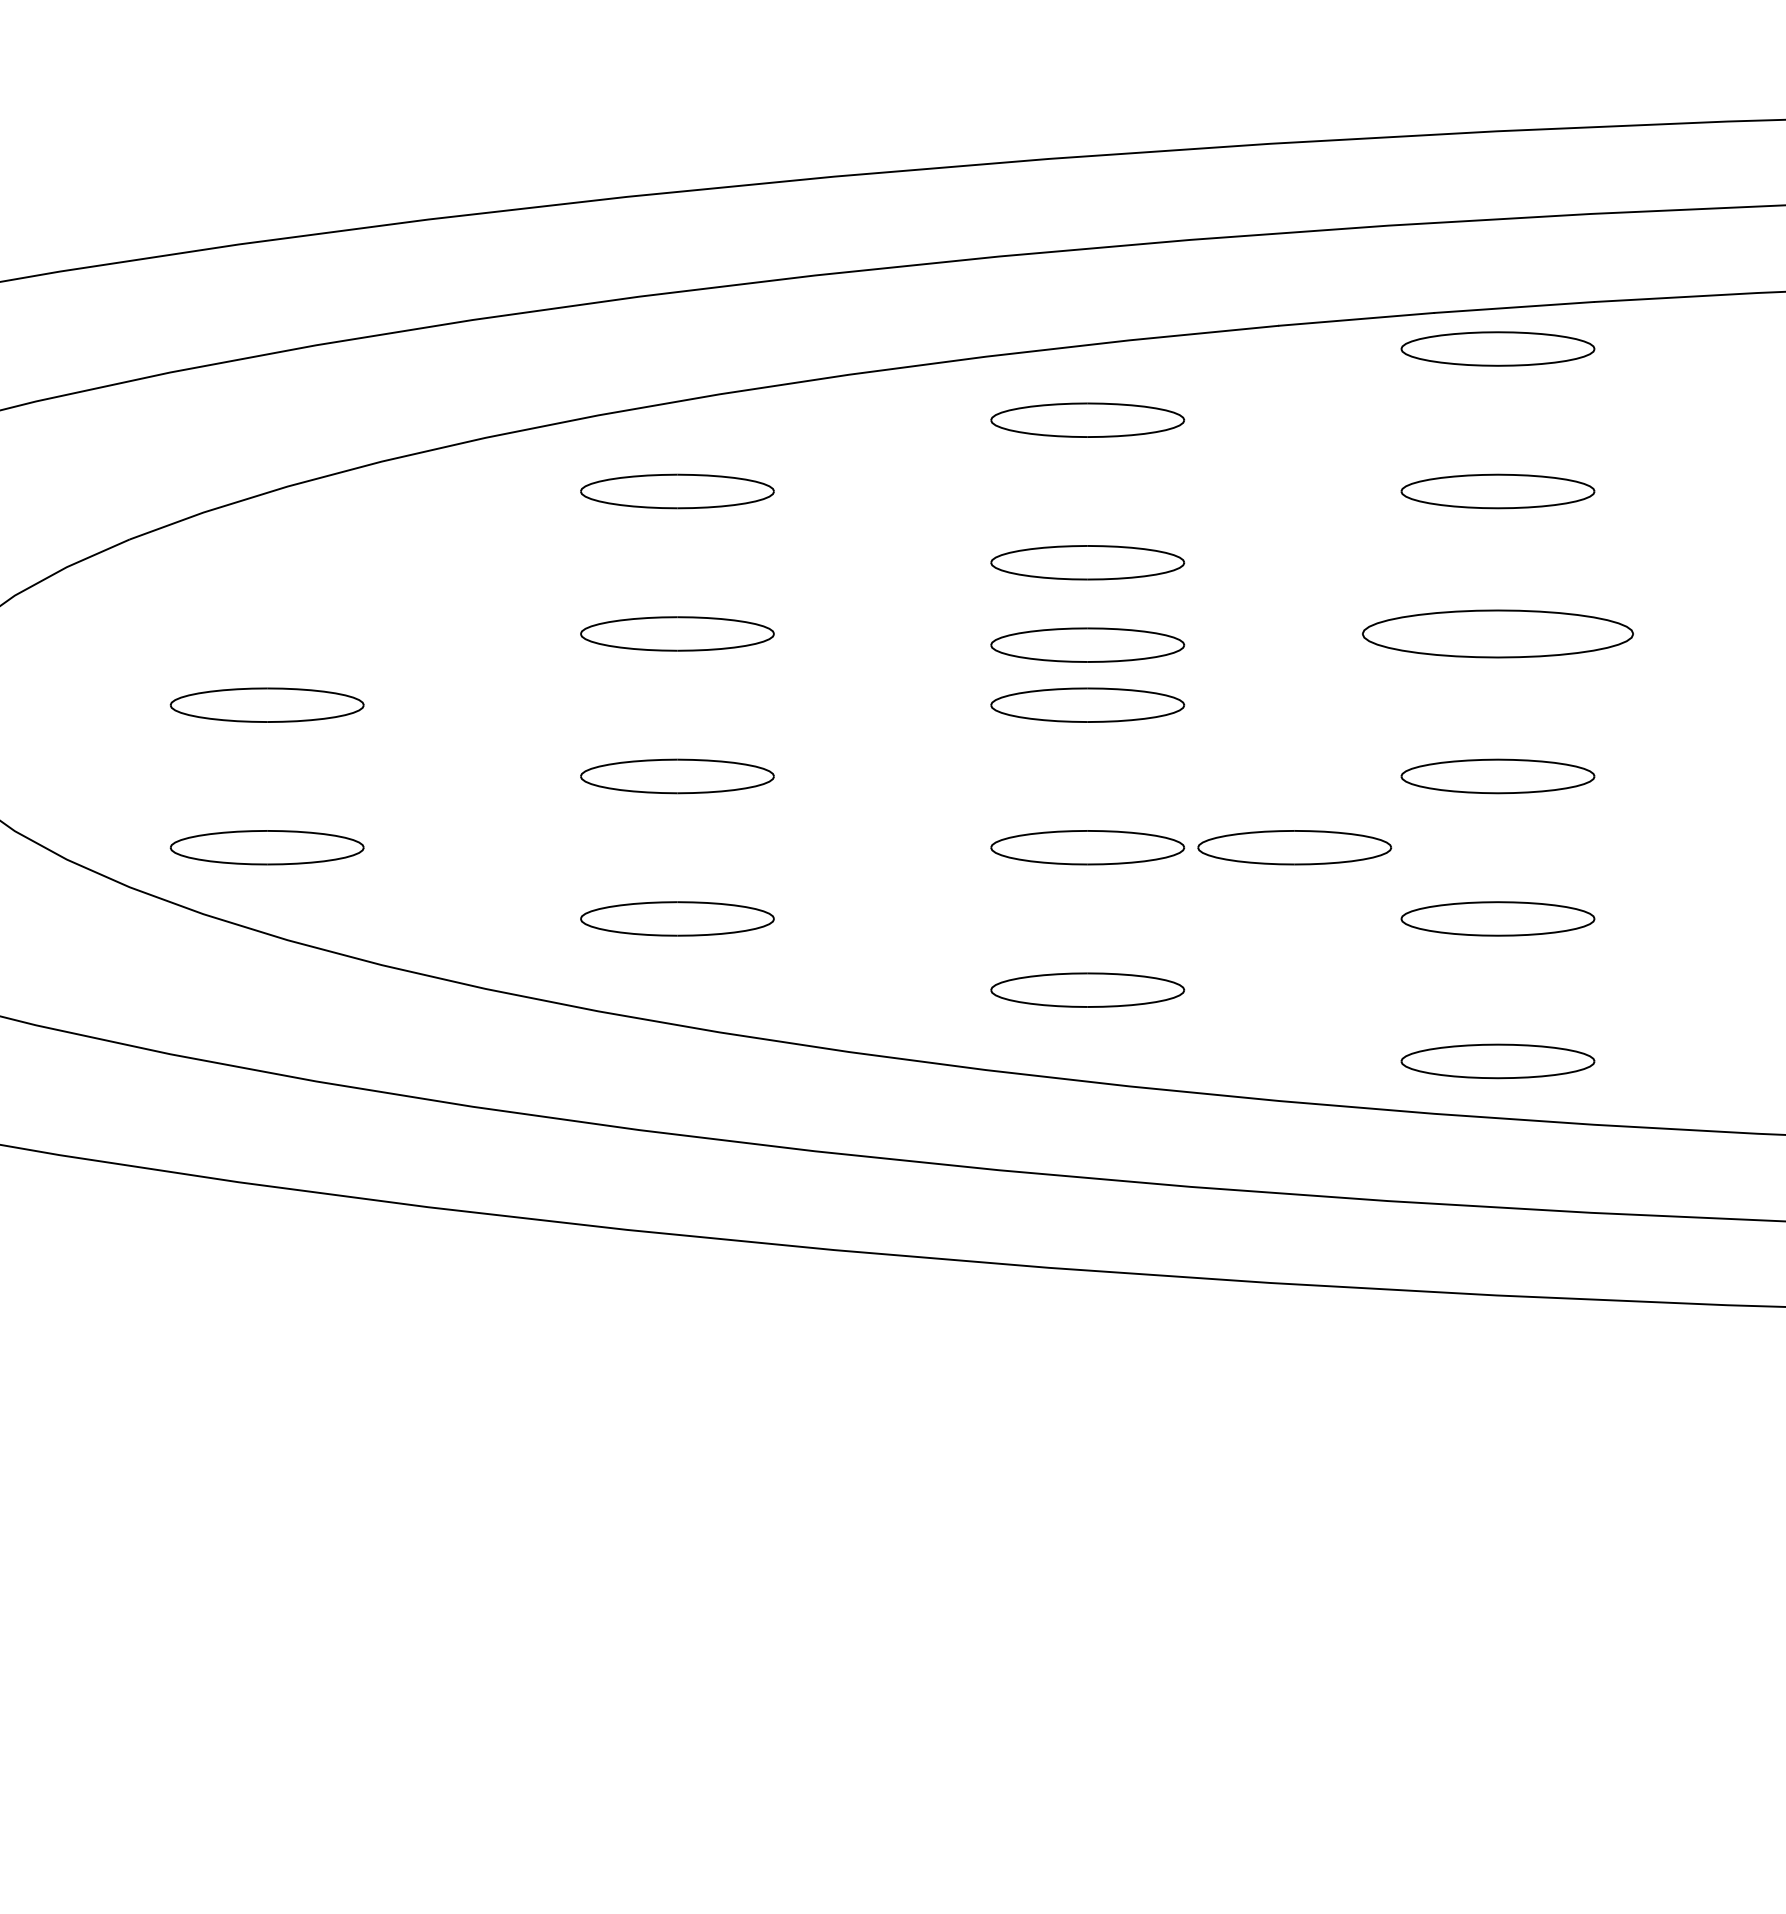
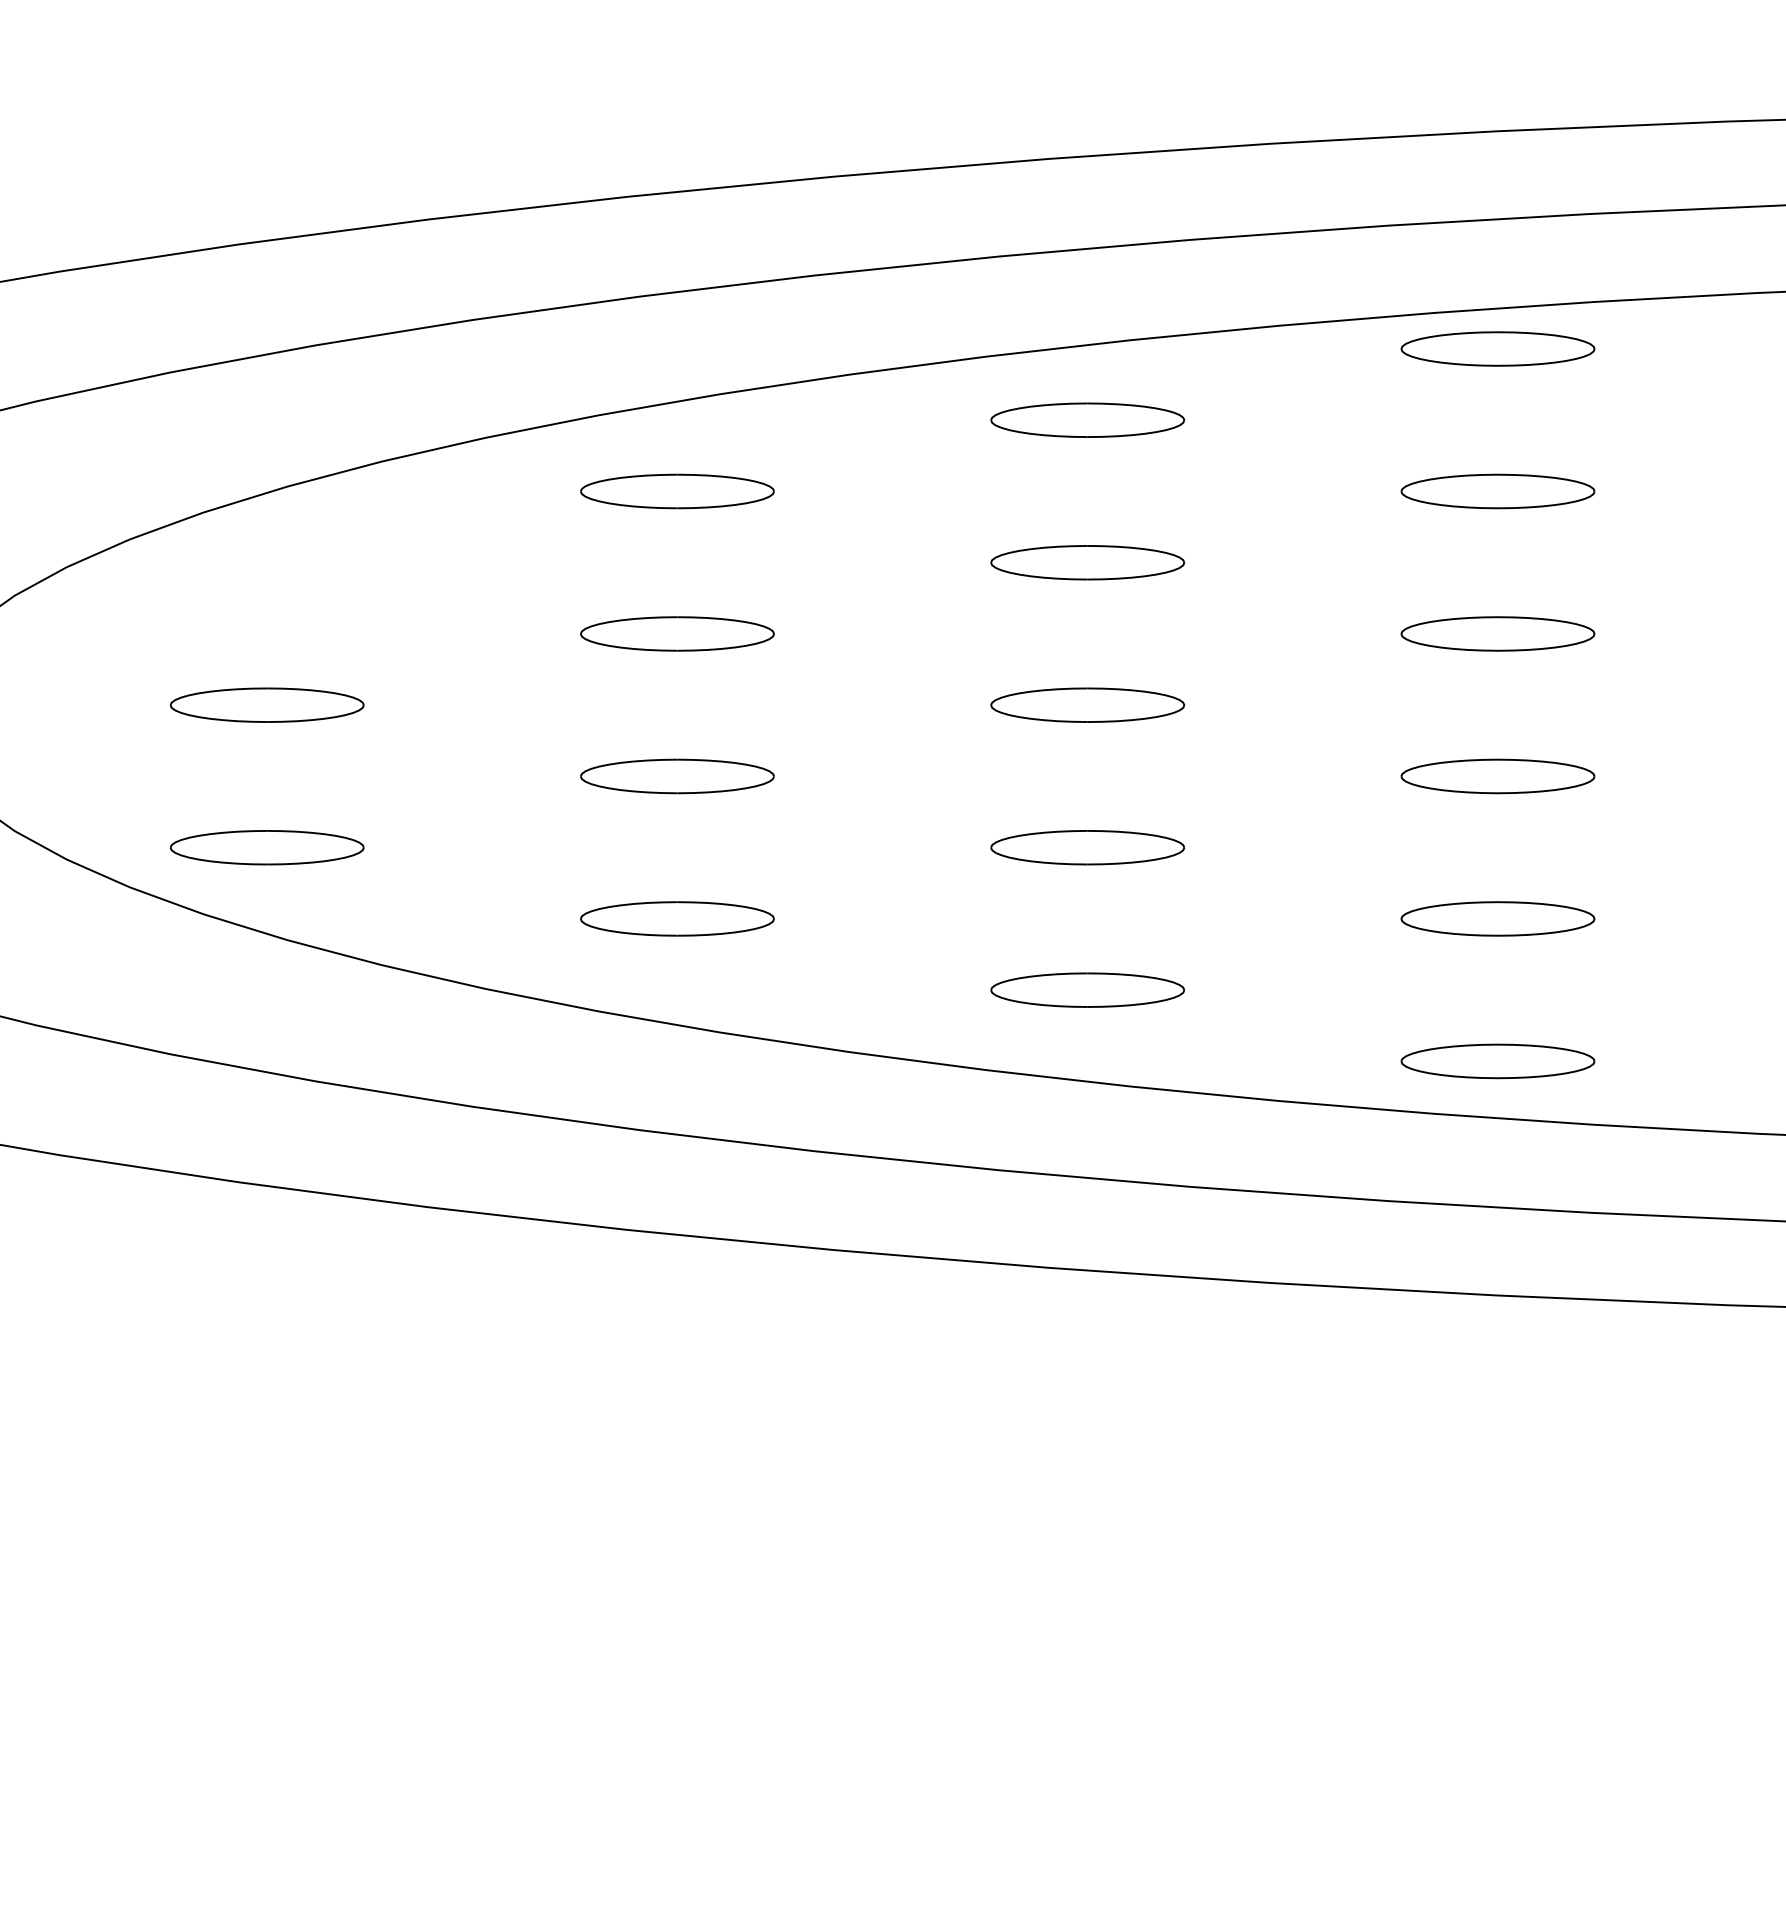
part size: 272x50 px -> 196x36 px (1497, 633)
part: present -> none (1087, 644)
part: present -> none (1294, 847)
